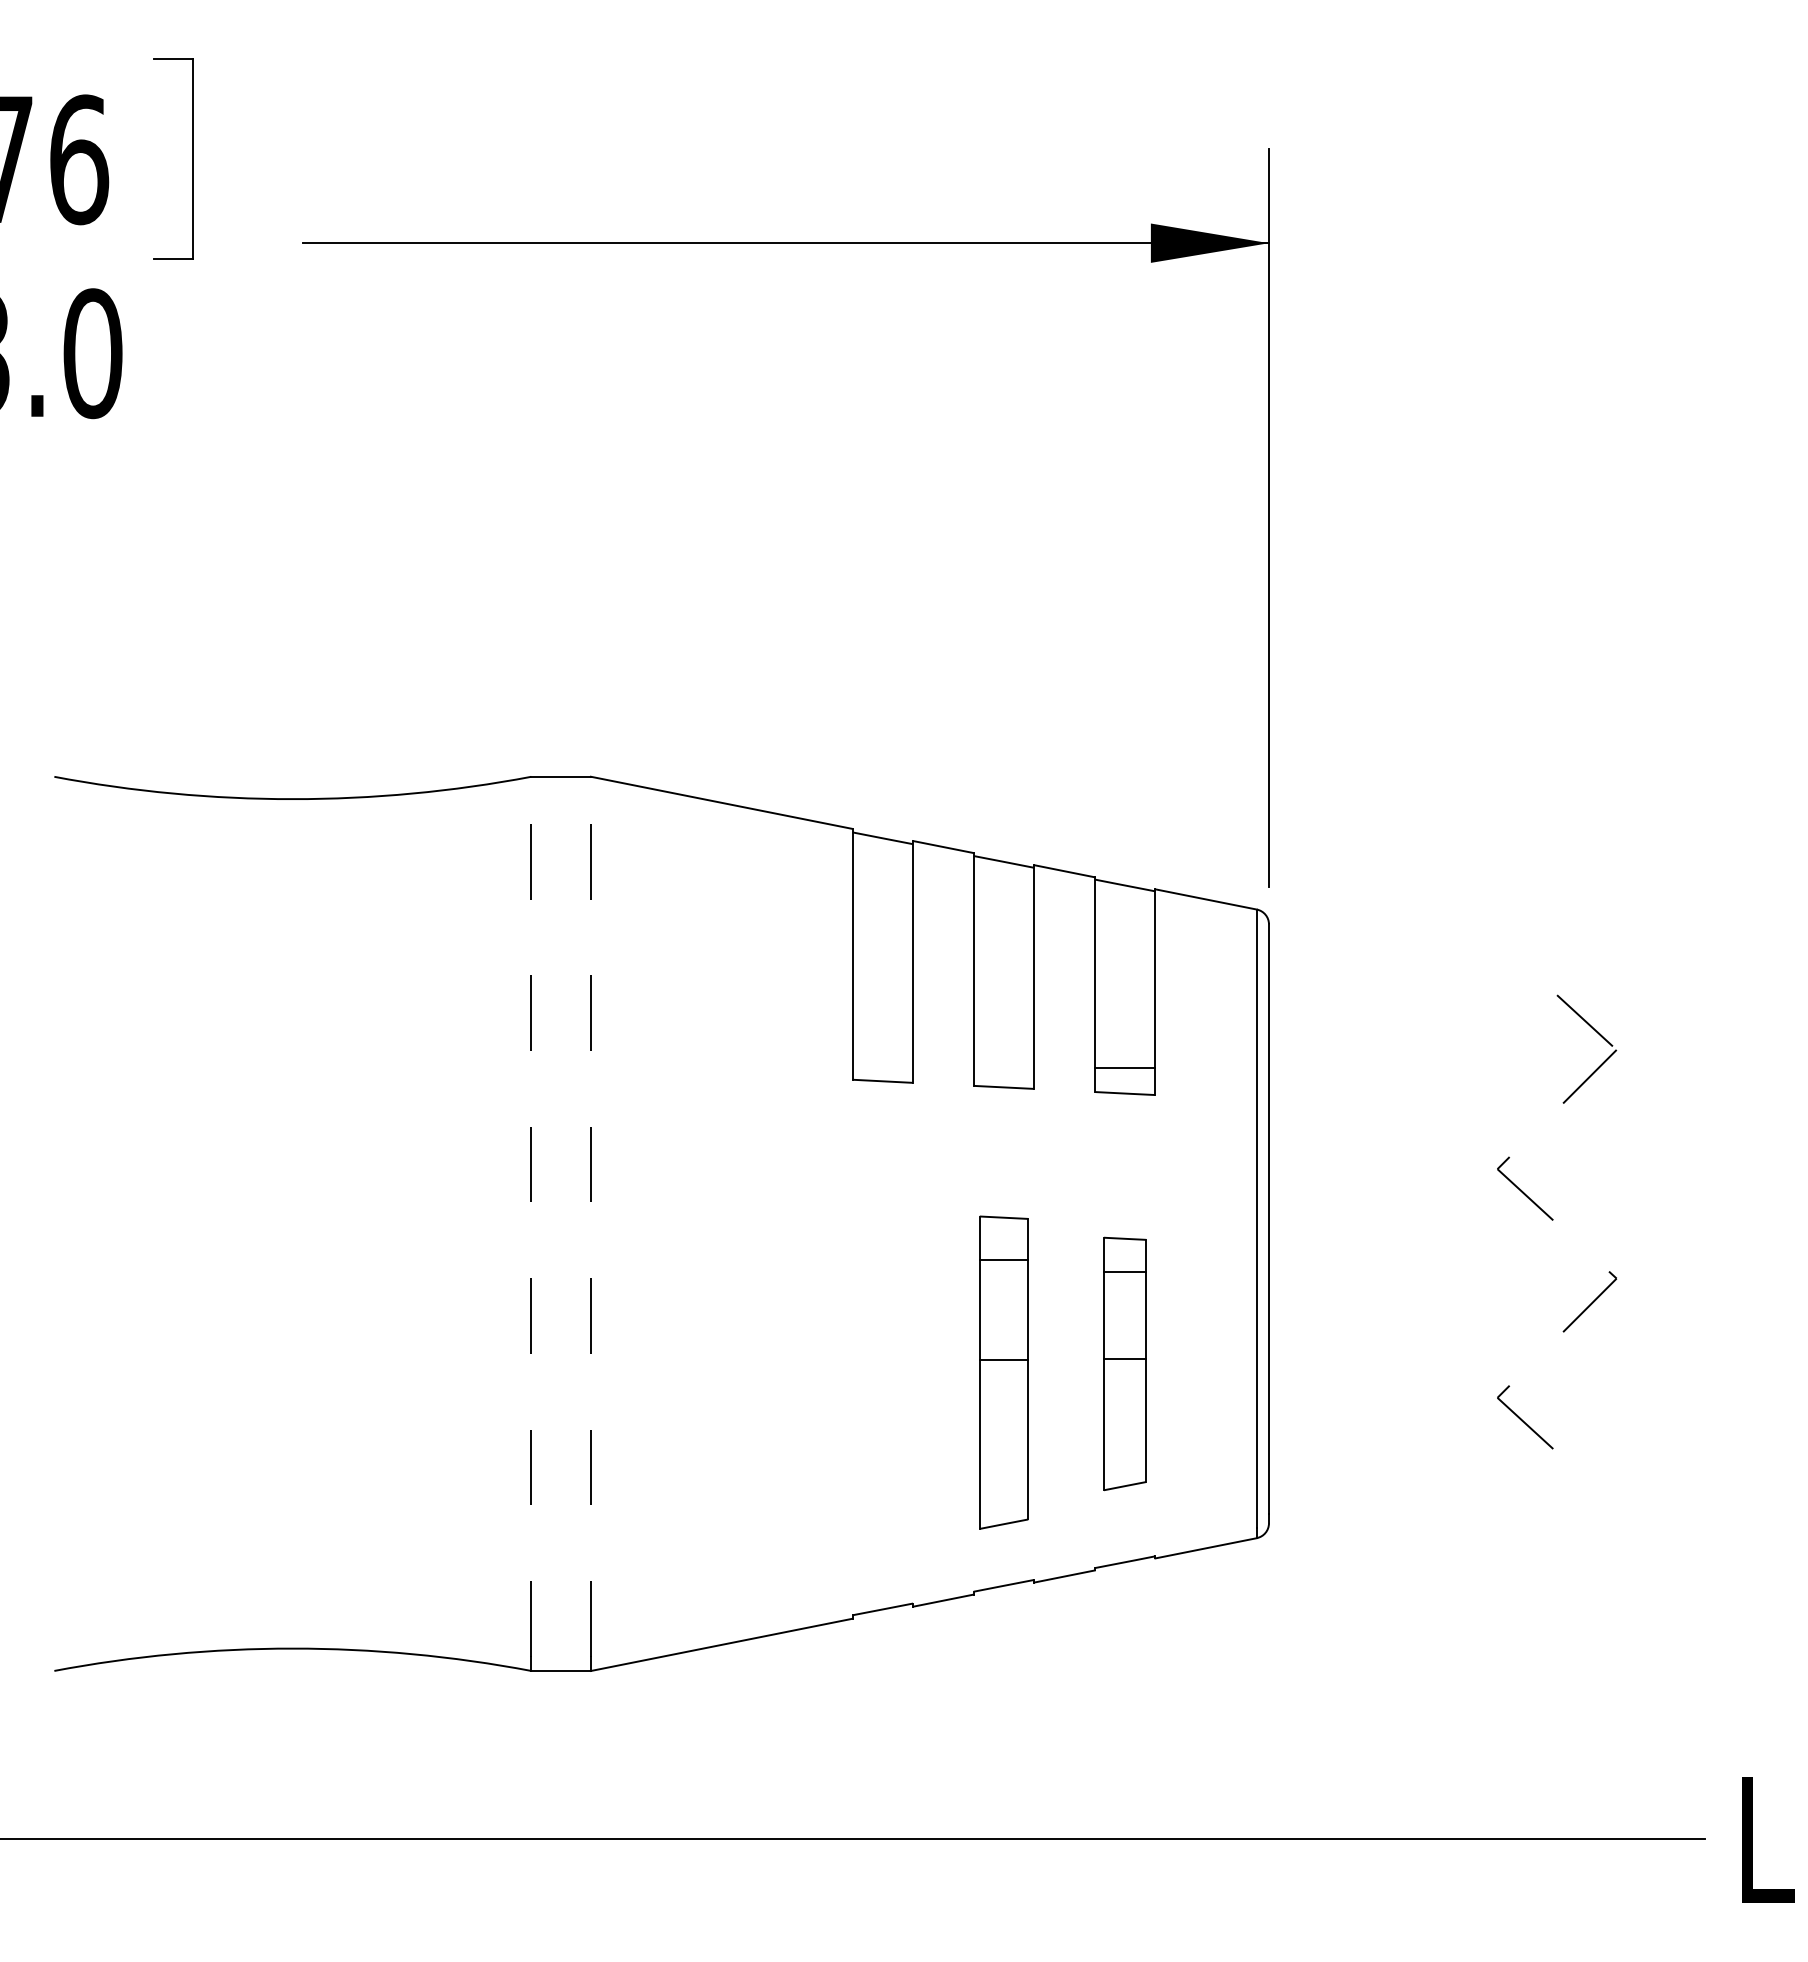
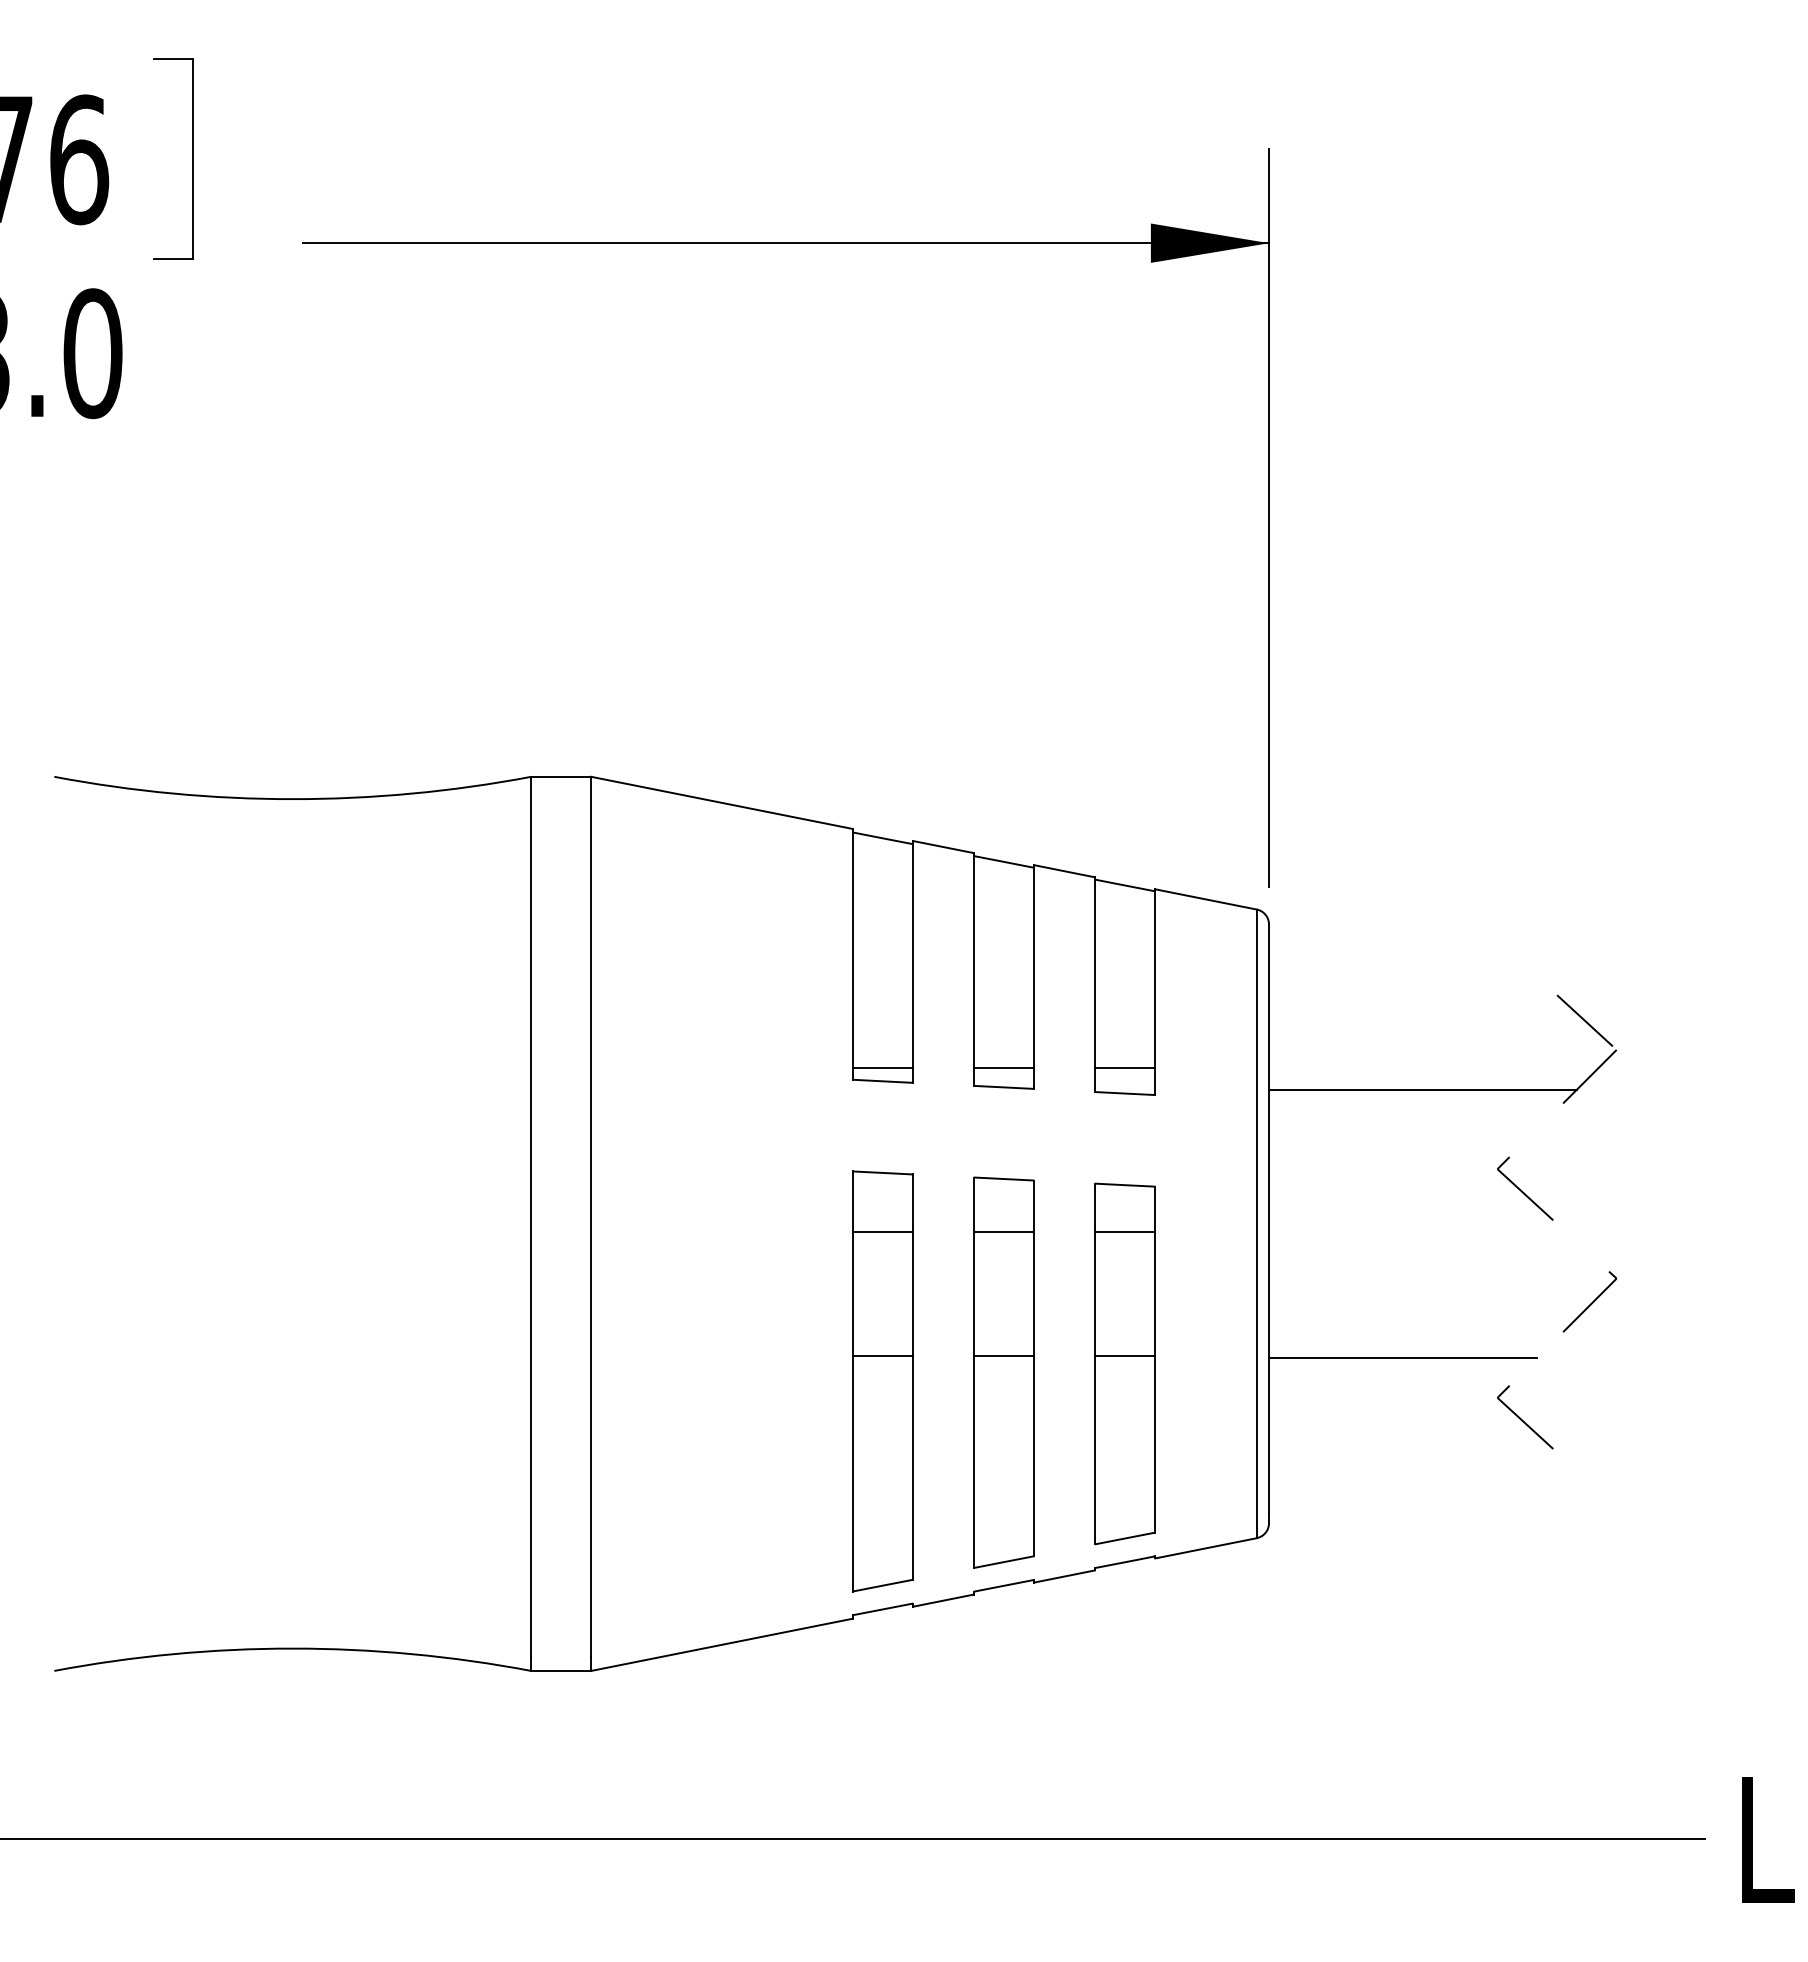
line: none -> present (882, 1067)
line: none -> present (1003, 1067)
line: none -> present (1422, 1089)
line: dashed -> solid (531, 1216)
line: dashed -> solid (590, 1216)
line: none -> present (1403, 1357)
part size: 44x256 px -> 62x364 px (1124, 1363)
part size: 50x315 px -> 62x393 px (1003, 1372)
part: none -> present (882, 1381)
